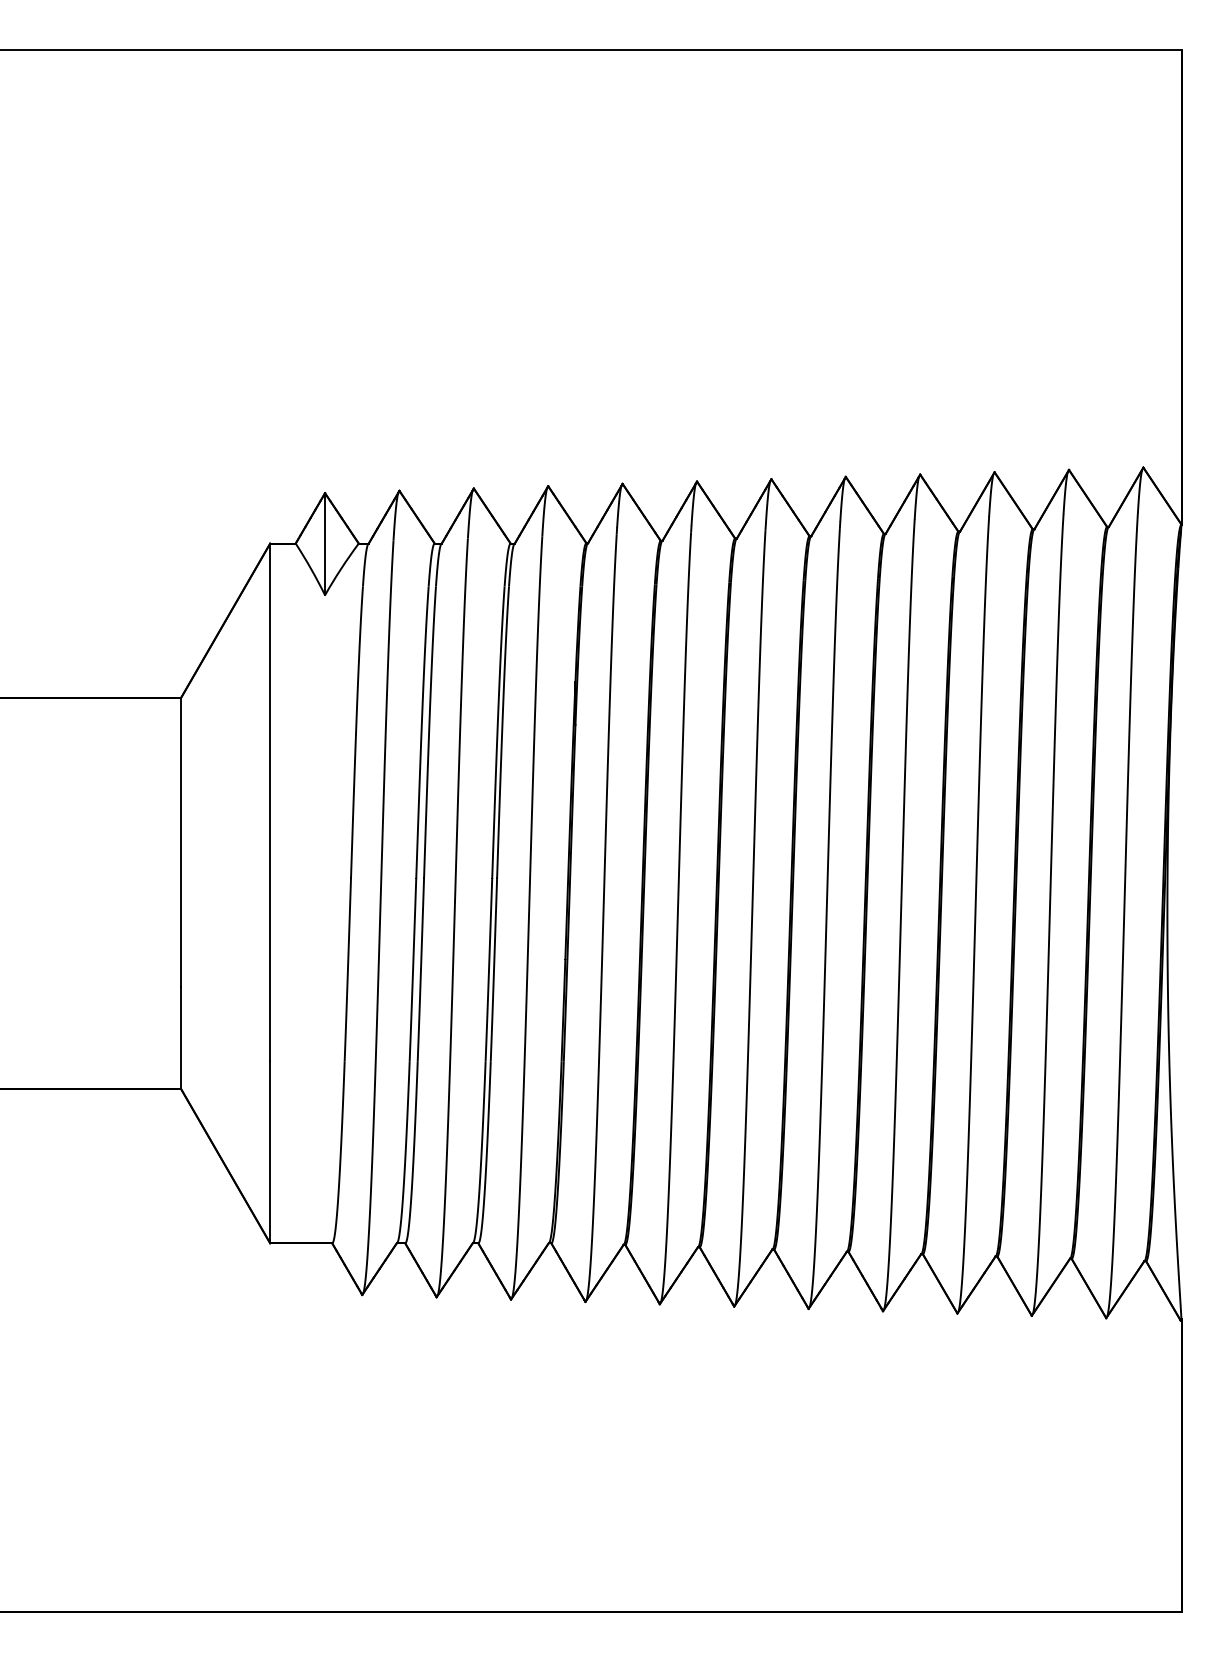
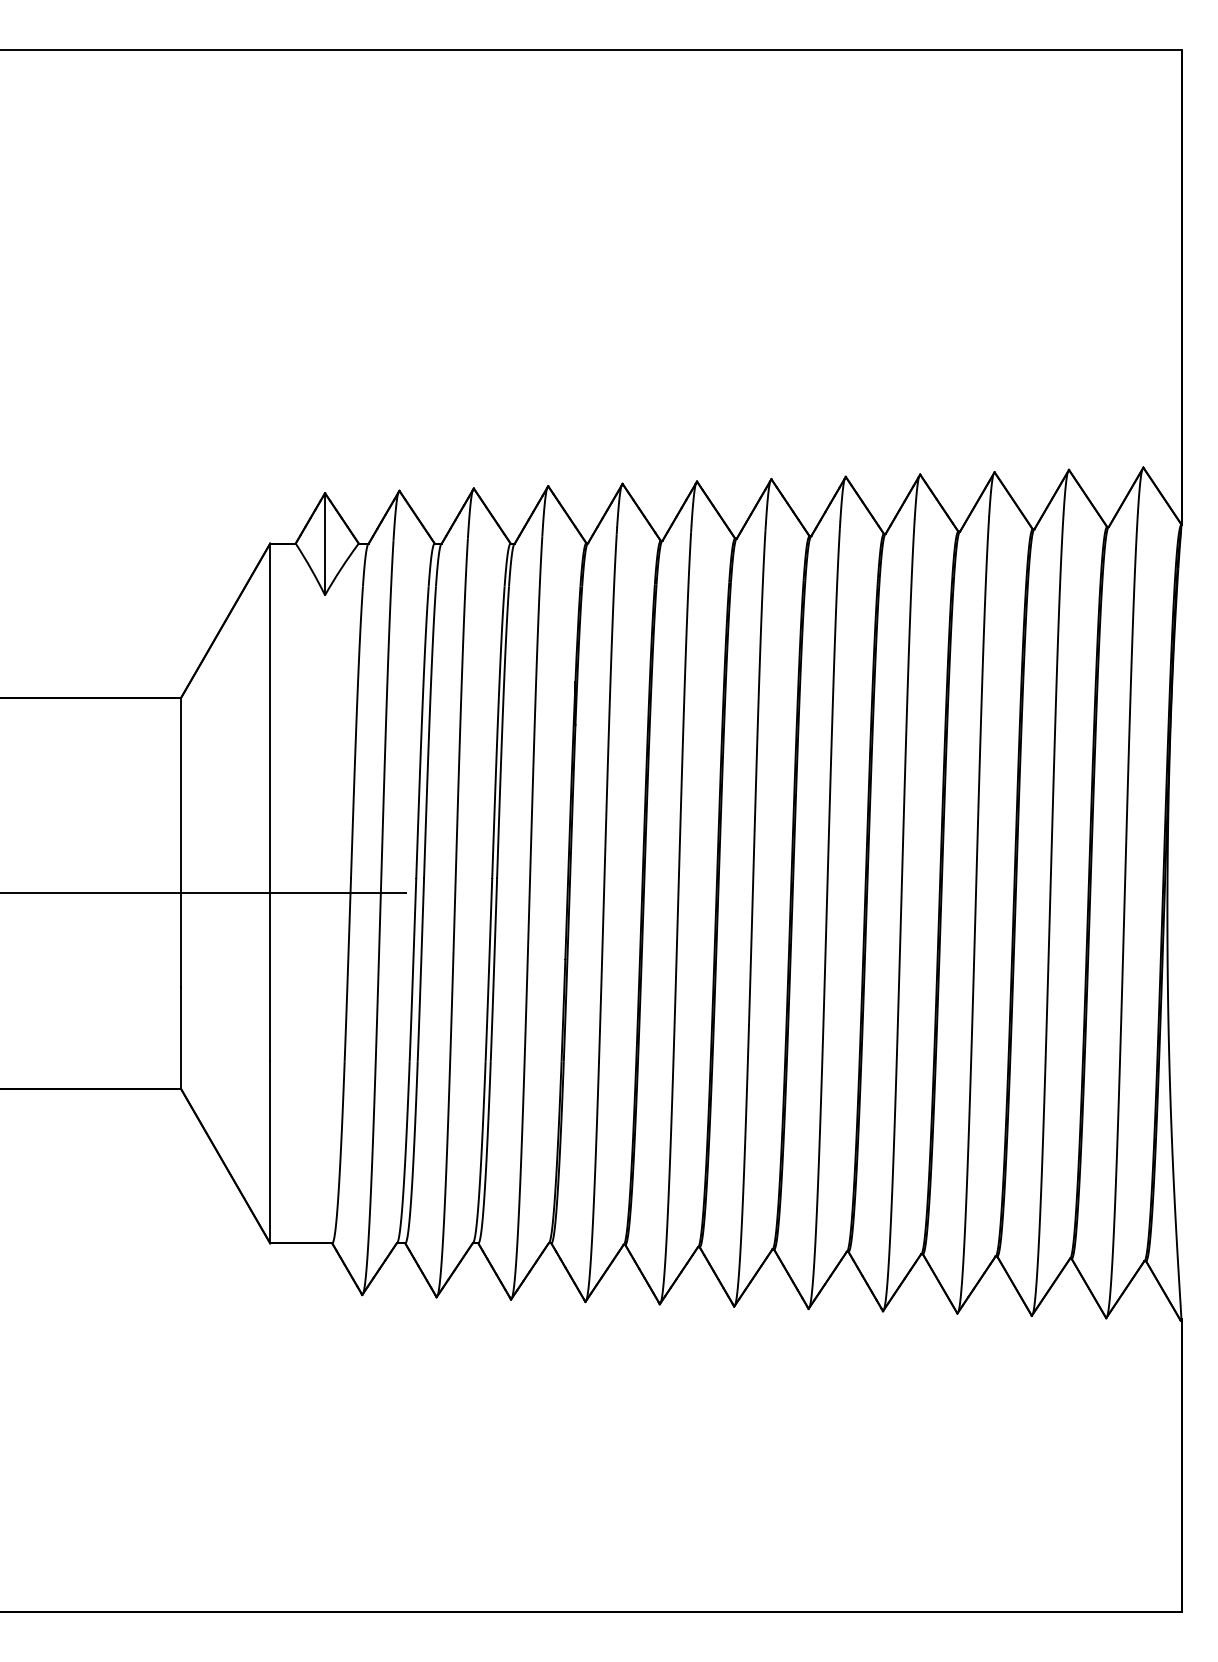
line: none -> present (204, 893)
